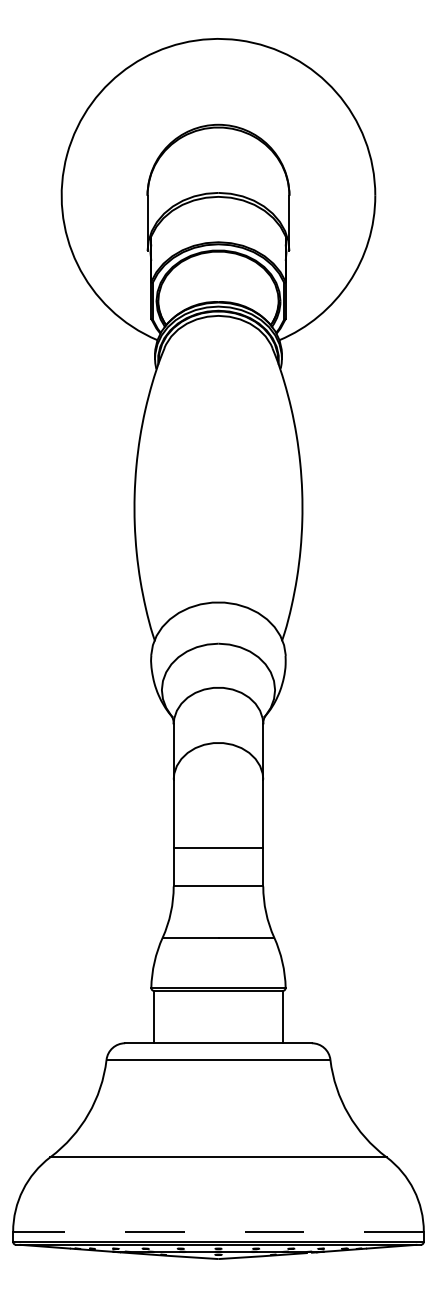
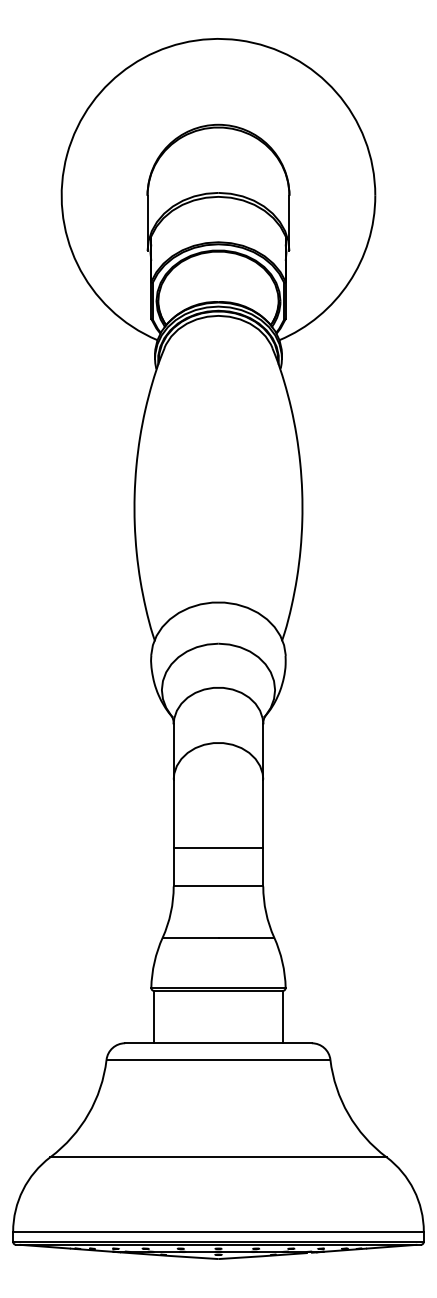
line: dashed -> solid (218, 1231)
